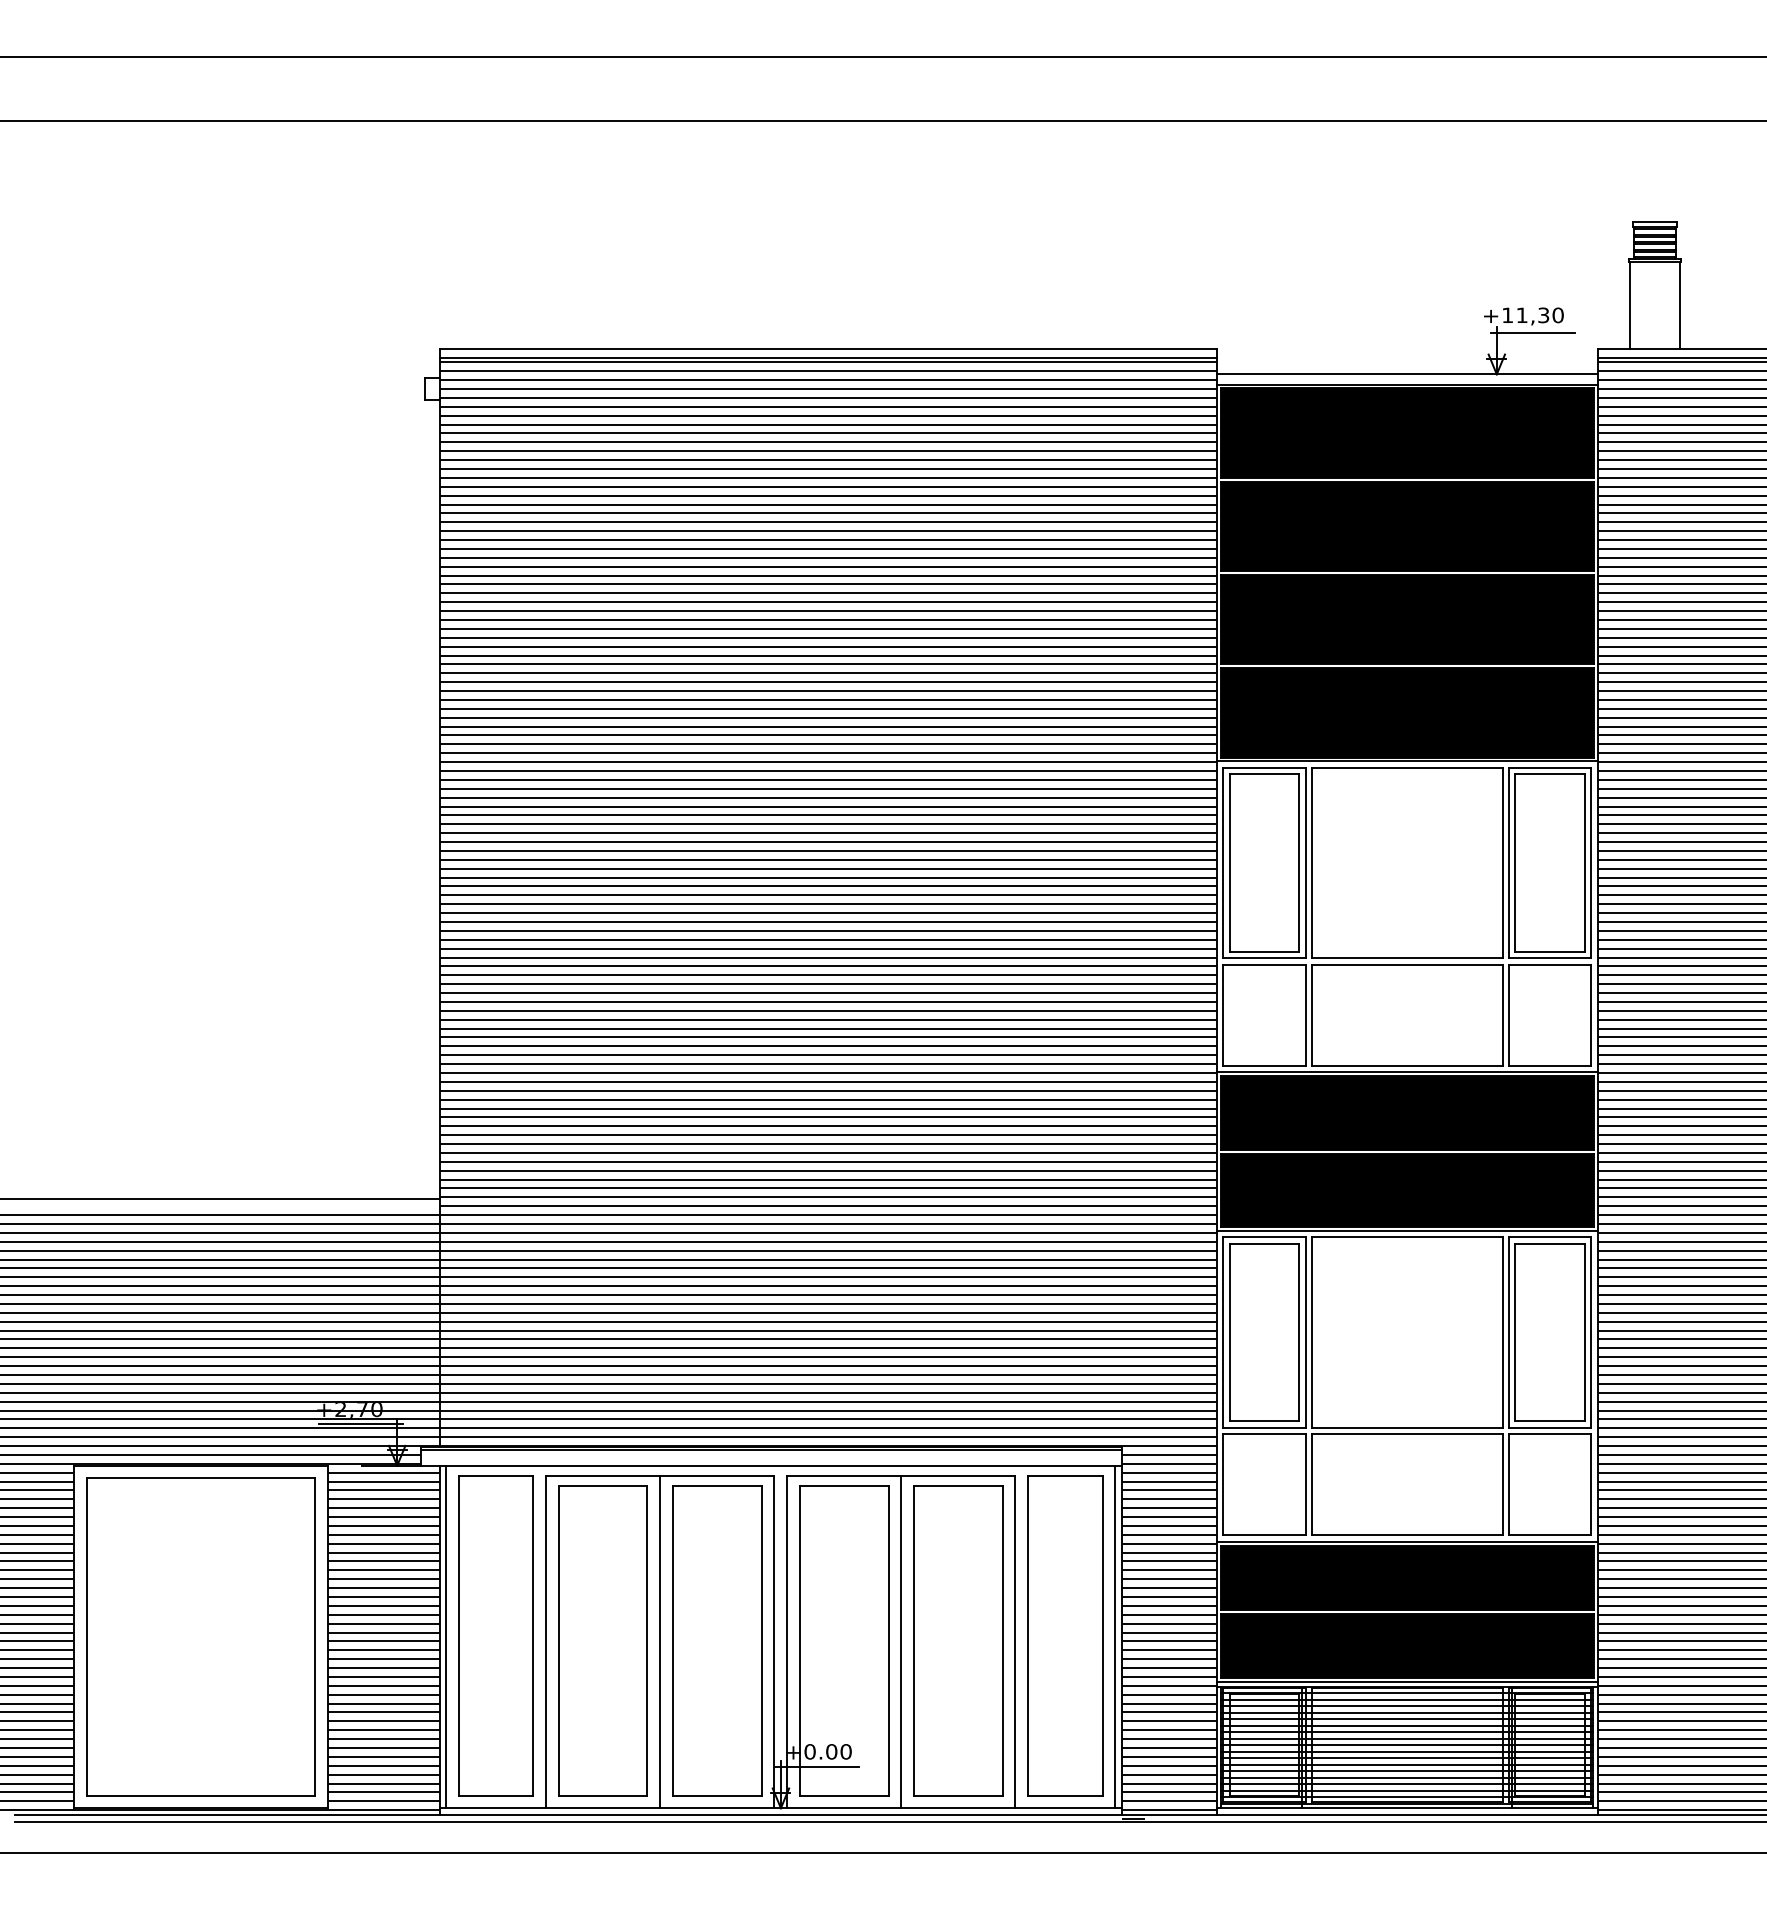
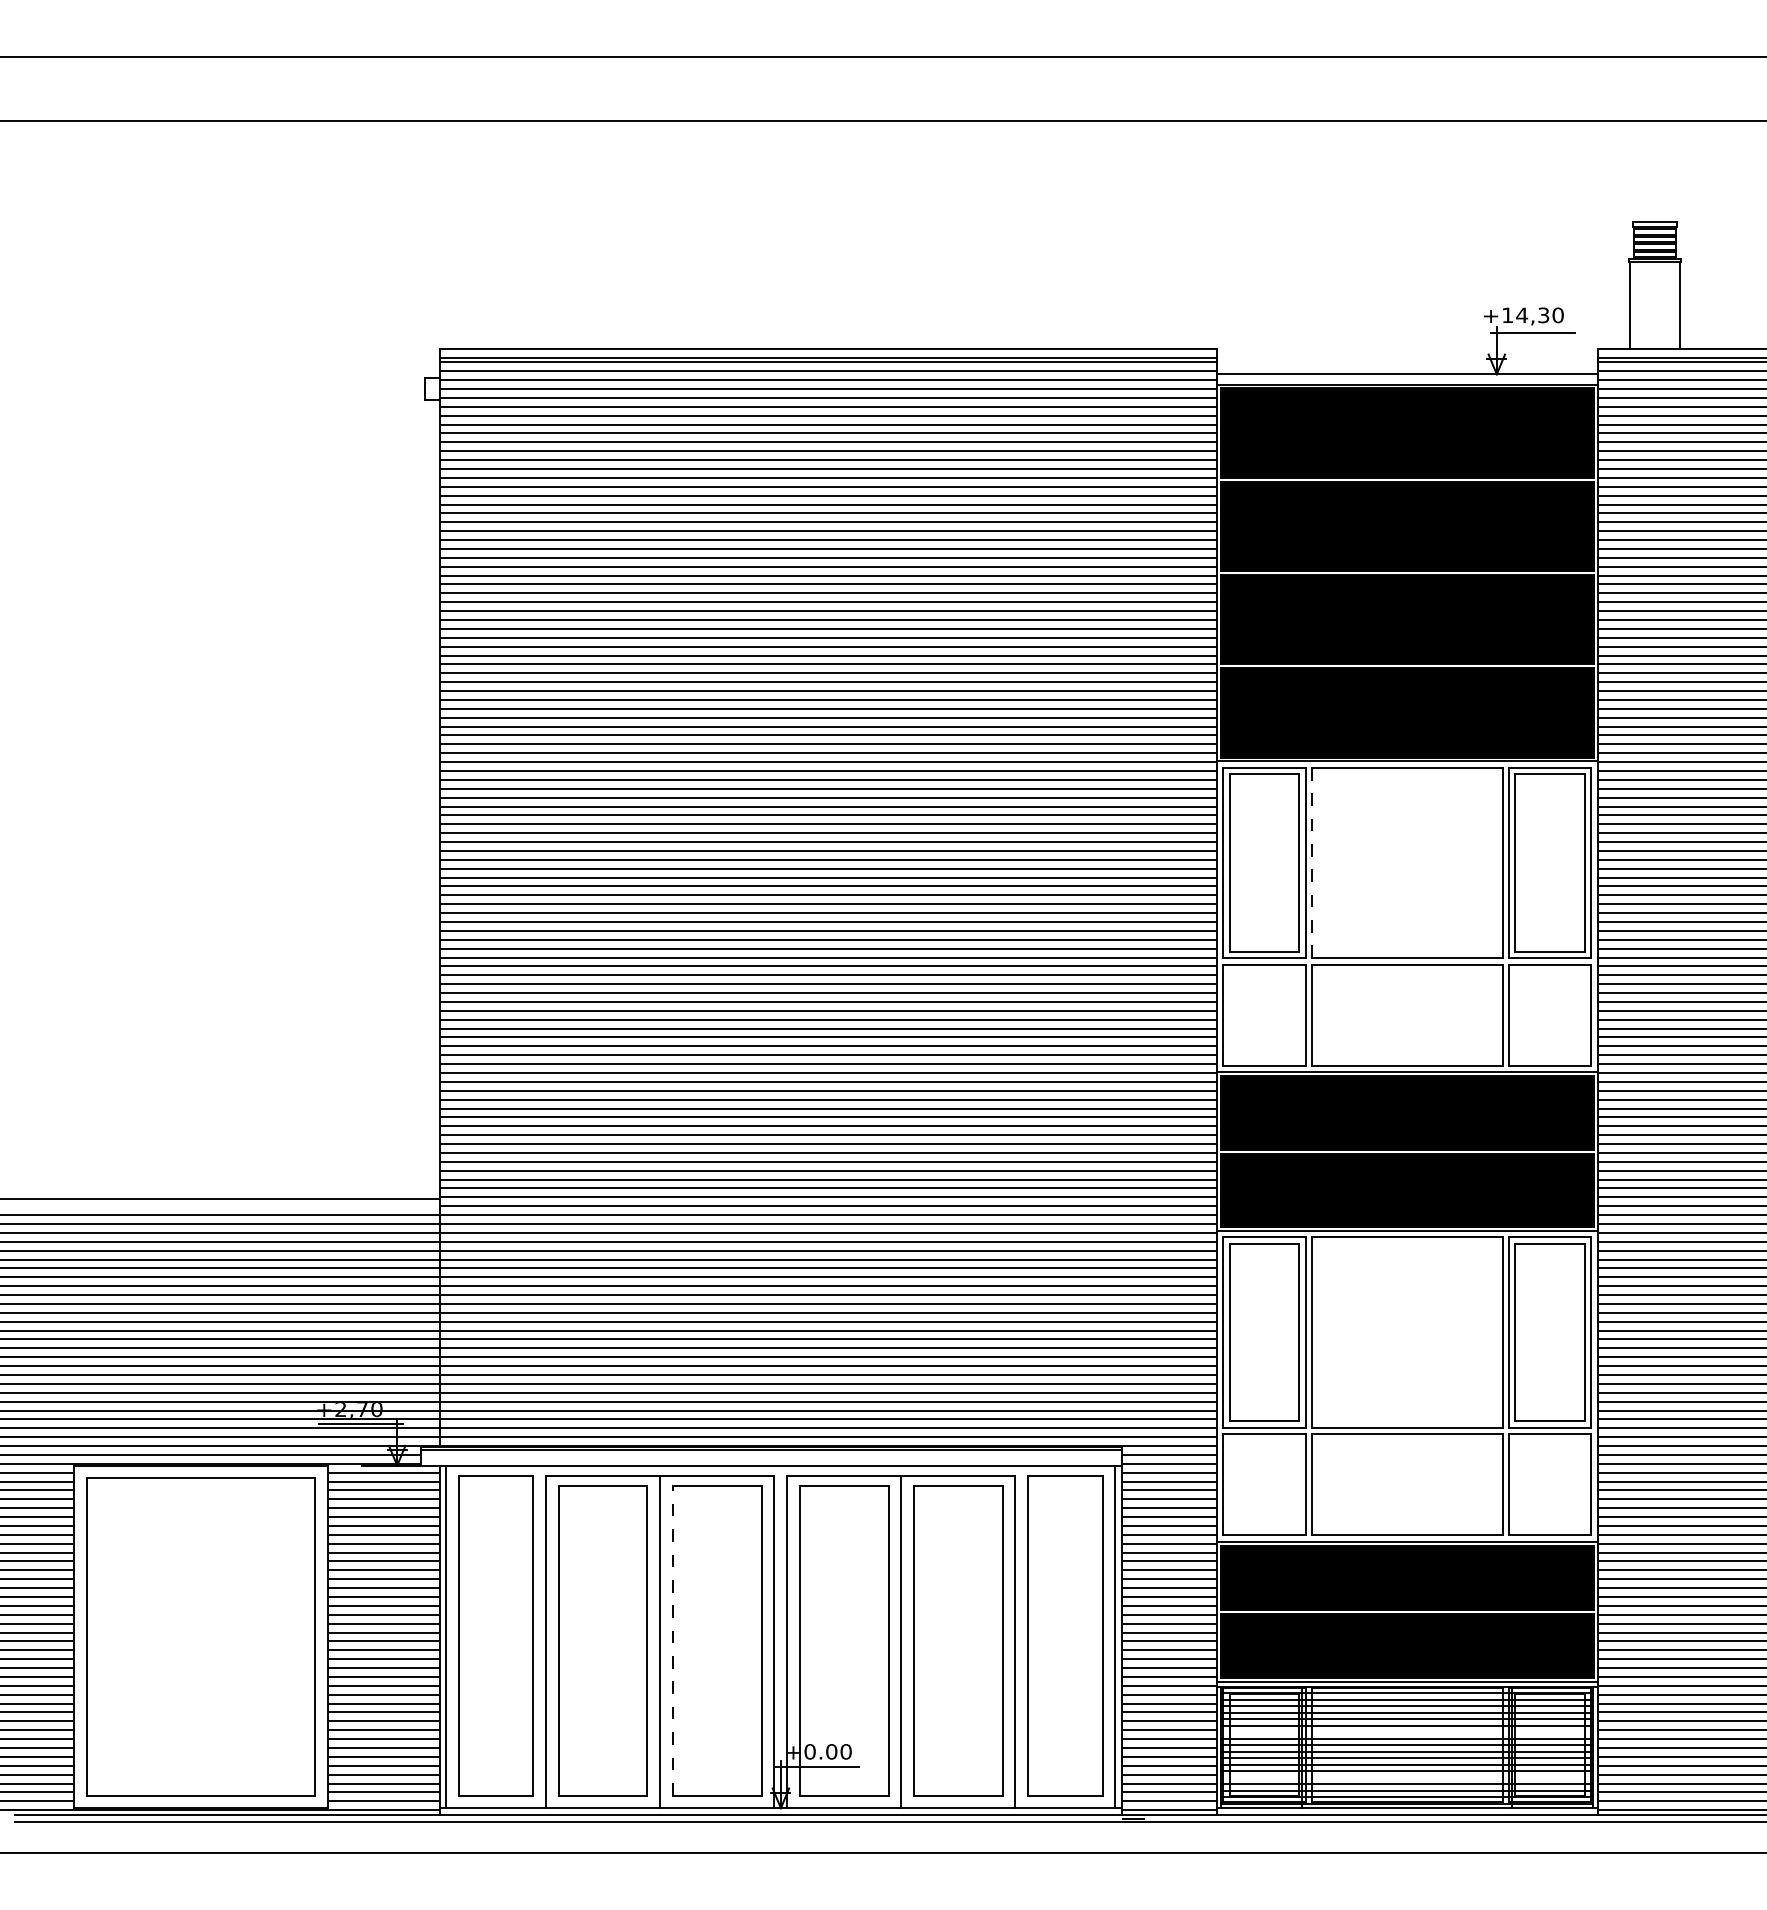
text: +11,30 -> +14,30 (1522, 314)
line: solid -> dashed (1311, 862)
line: solid -> dashed (672, 1640)
line: present -> none (1407, 1732)
line: present -> none (1407, 1777)
